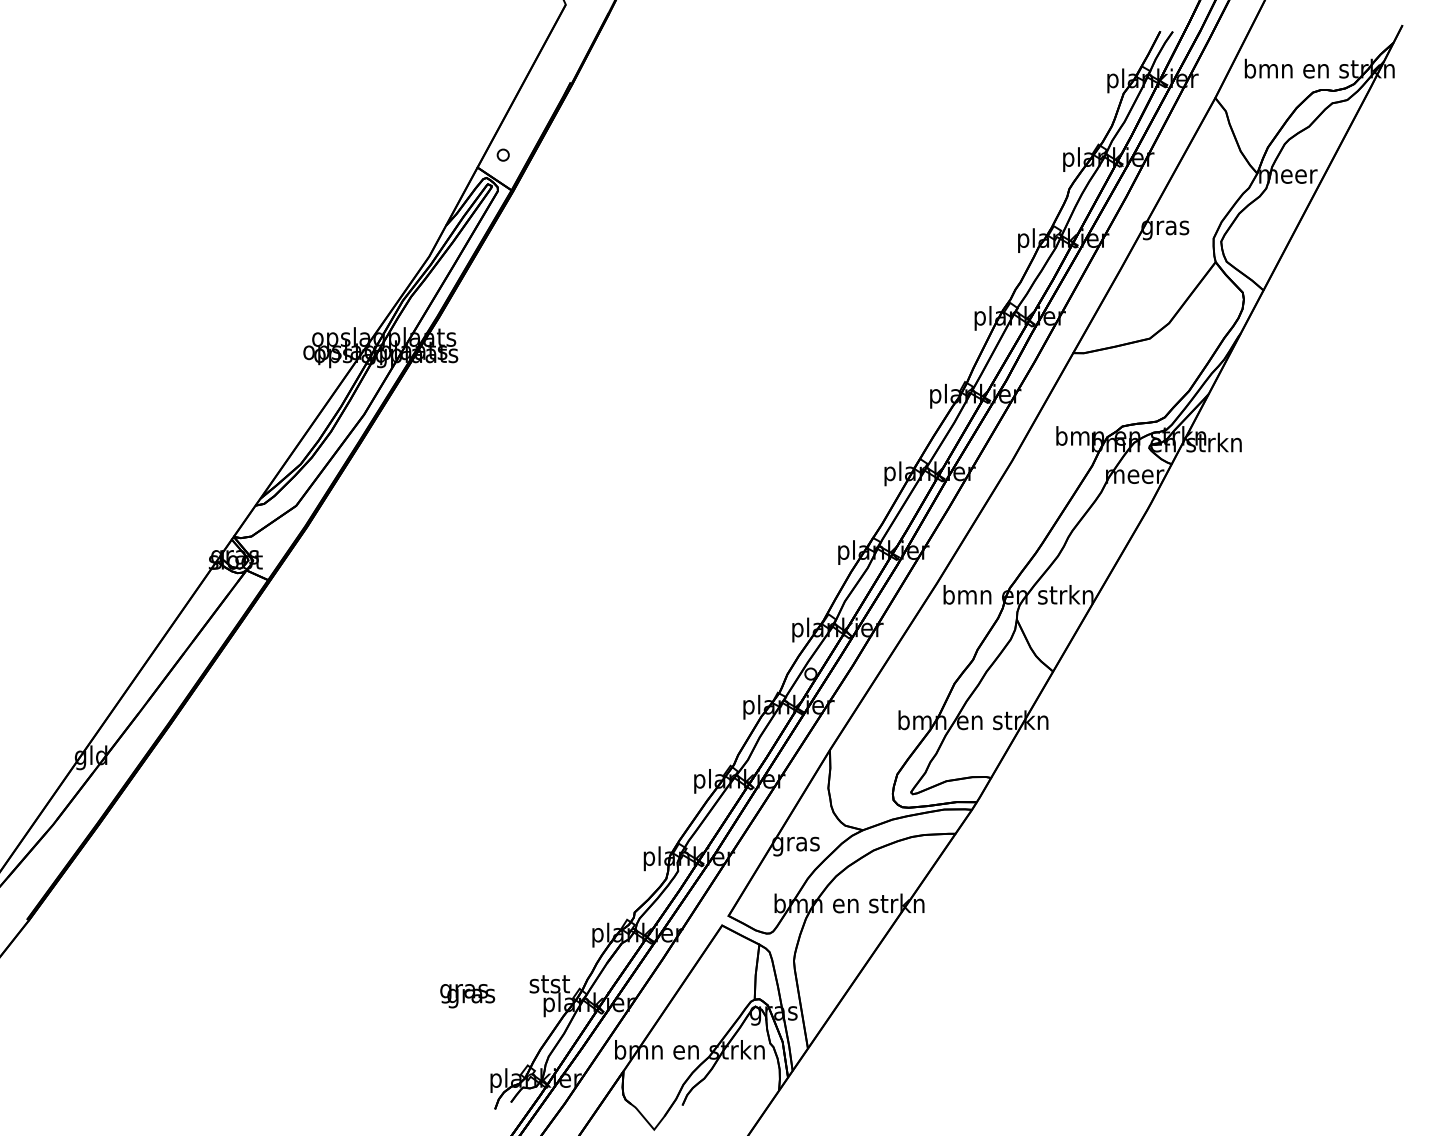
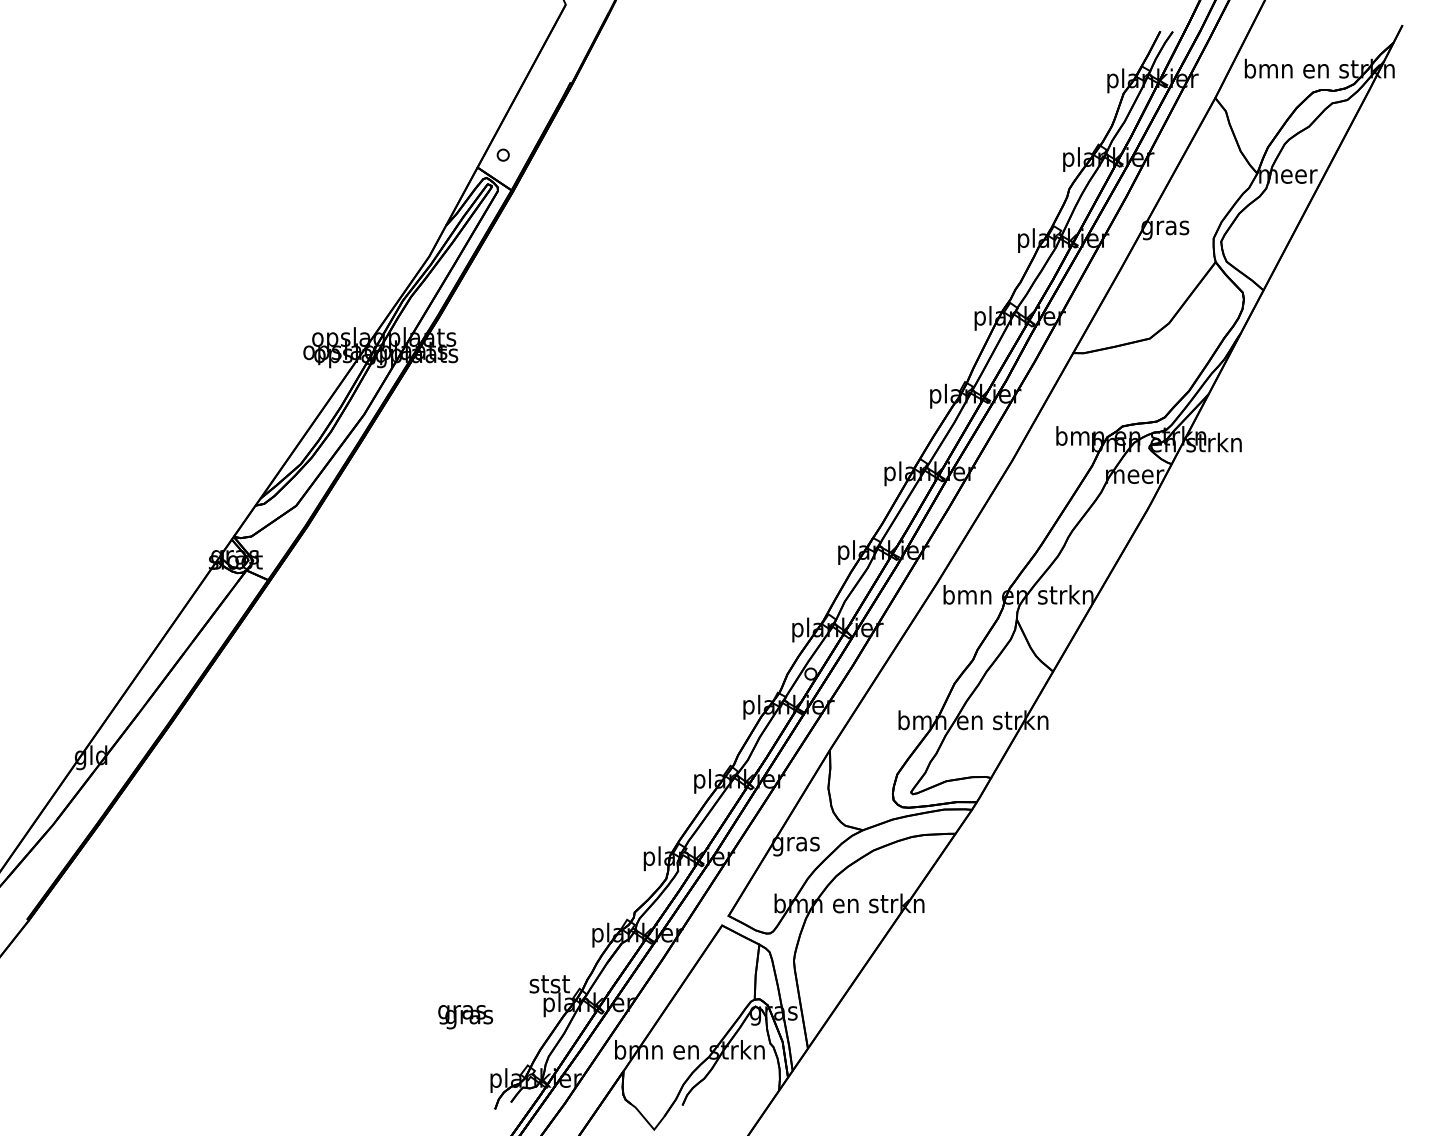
text position: (467, 996) -> (465, 1017) (465, 1017)
